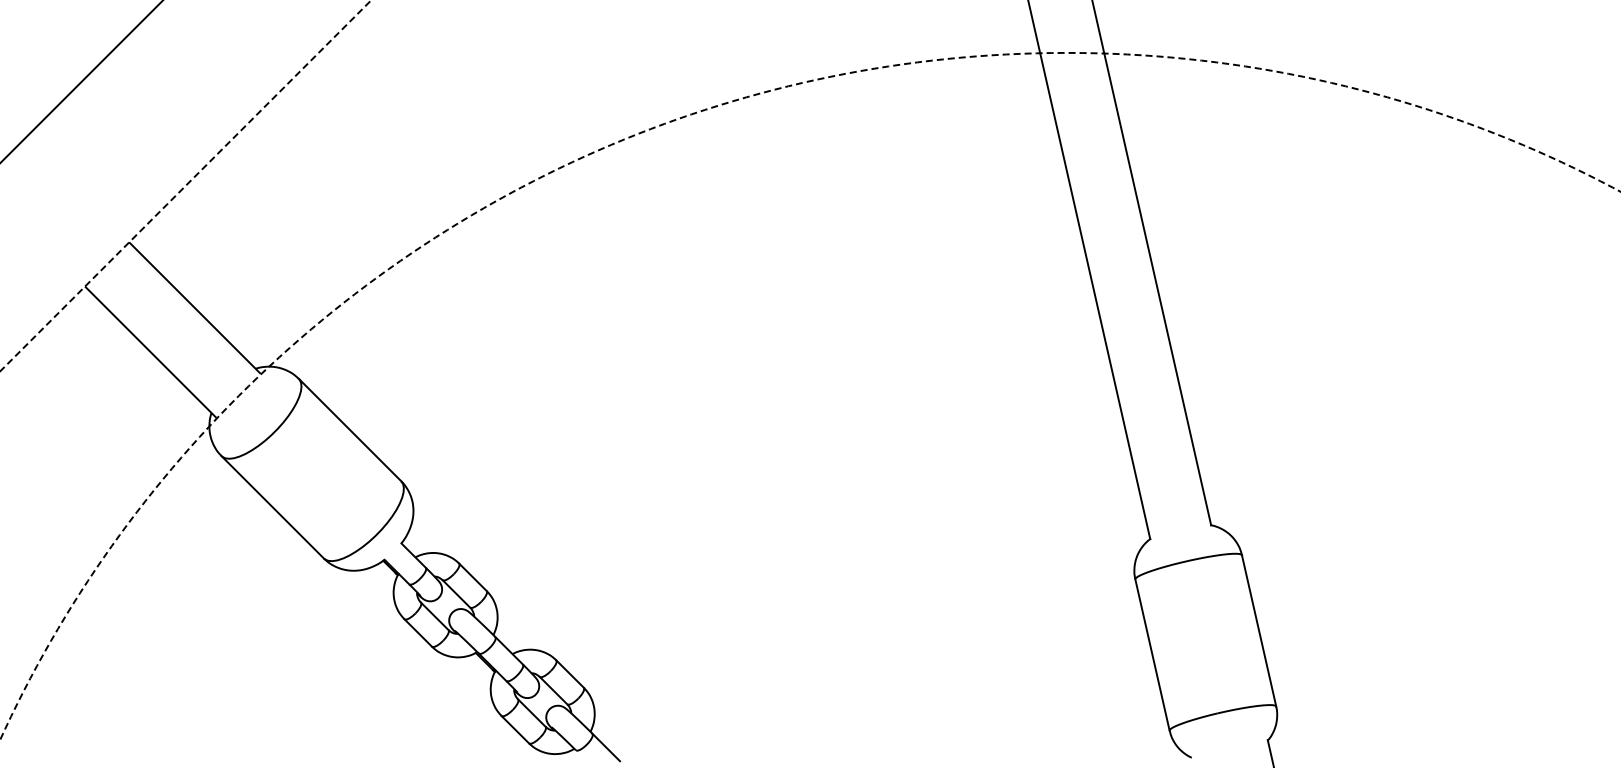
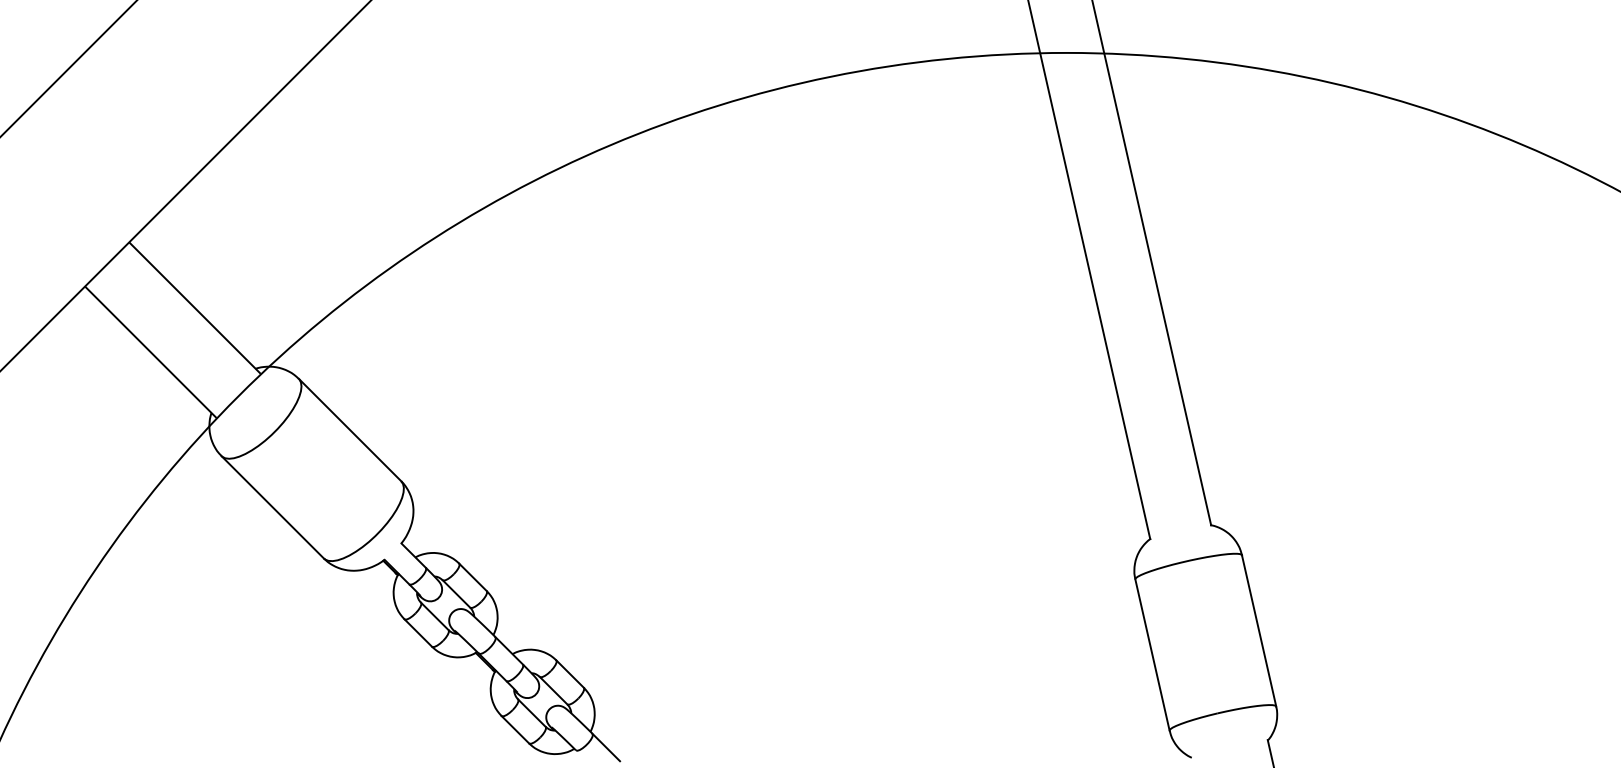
line position: (81, 81) -> (68, 68) (68, 68)
line: dashed -> solid (185, 185)
circle: dashed -> solid (810, 395)
